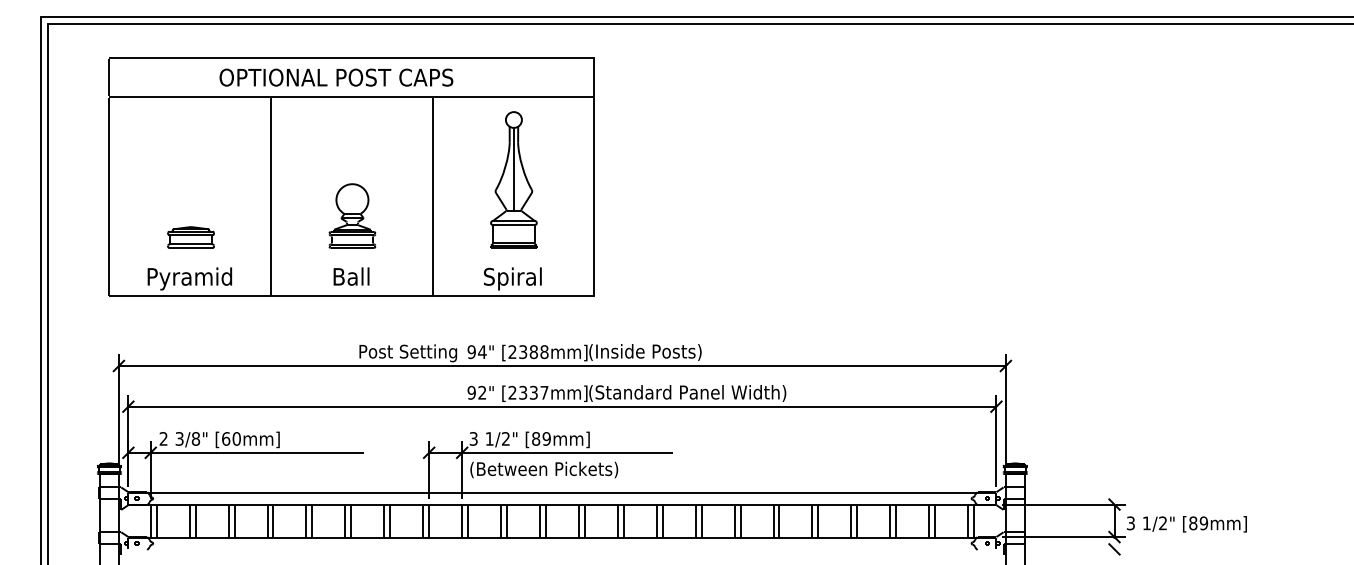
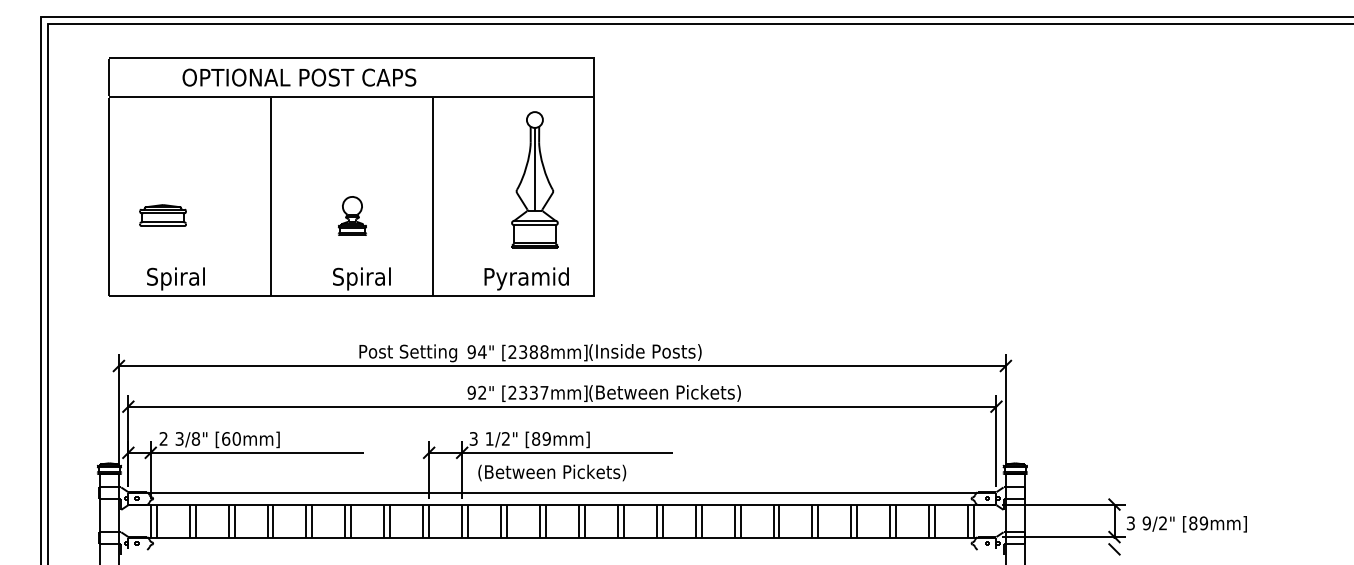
text position: (336, 77) -> (299, 77) (299, 77)
part position: (513, 179) -> (534, 179) (534, 179)
part size: 49x66 px -> 29x40 px (352, 215)
part position: (190, 237) -> (162, 215) (162, 215)
text: Pyramid -> Spiral (189, 278)
text: Ball -> Spiral (361, 278)
text: Spiral -> Pyramid (526, 278)
text: (Standard Panel Width) -> (Between Pickets) (690, 393)
text position: (544, 469) -> (552, 472) (552, 472)
text: 1/2" -> 9/2" (1146, 523)
